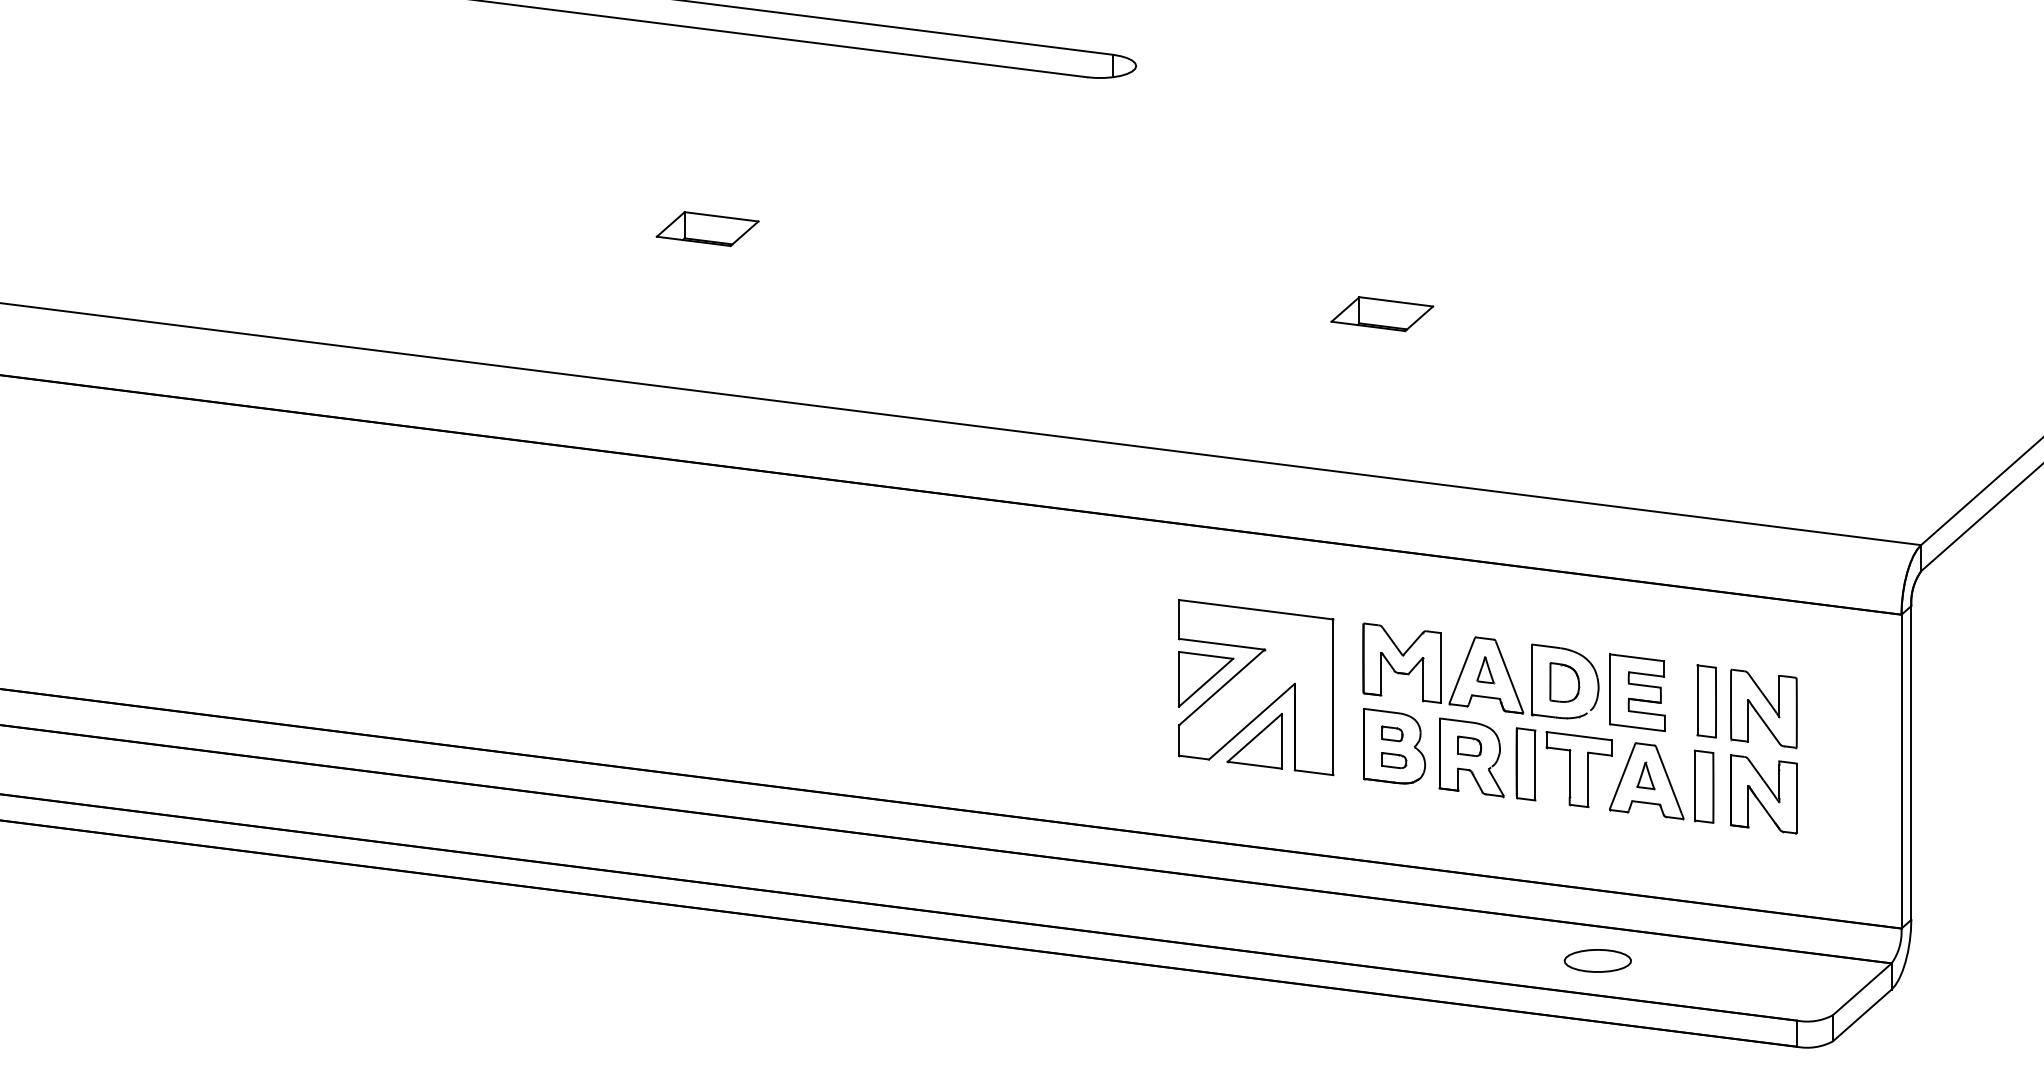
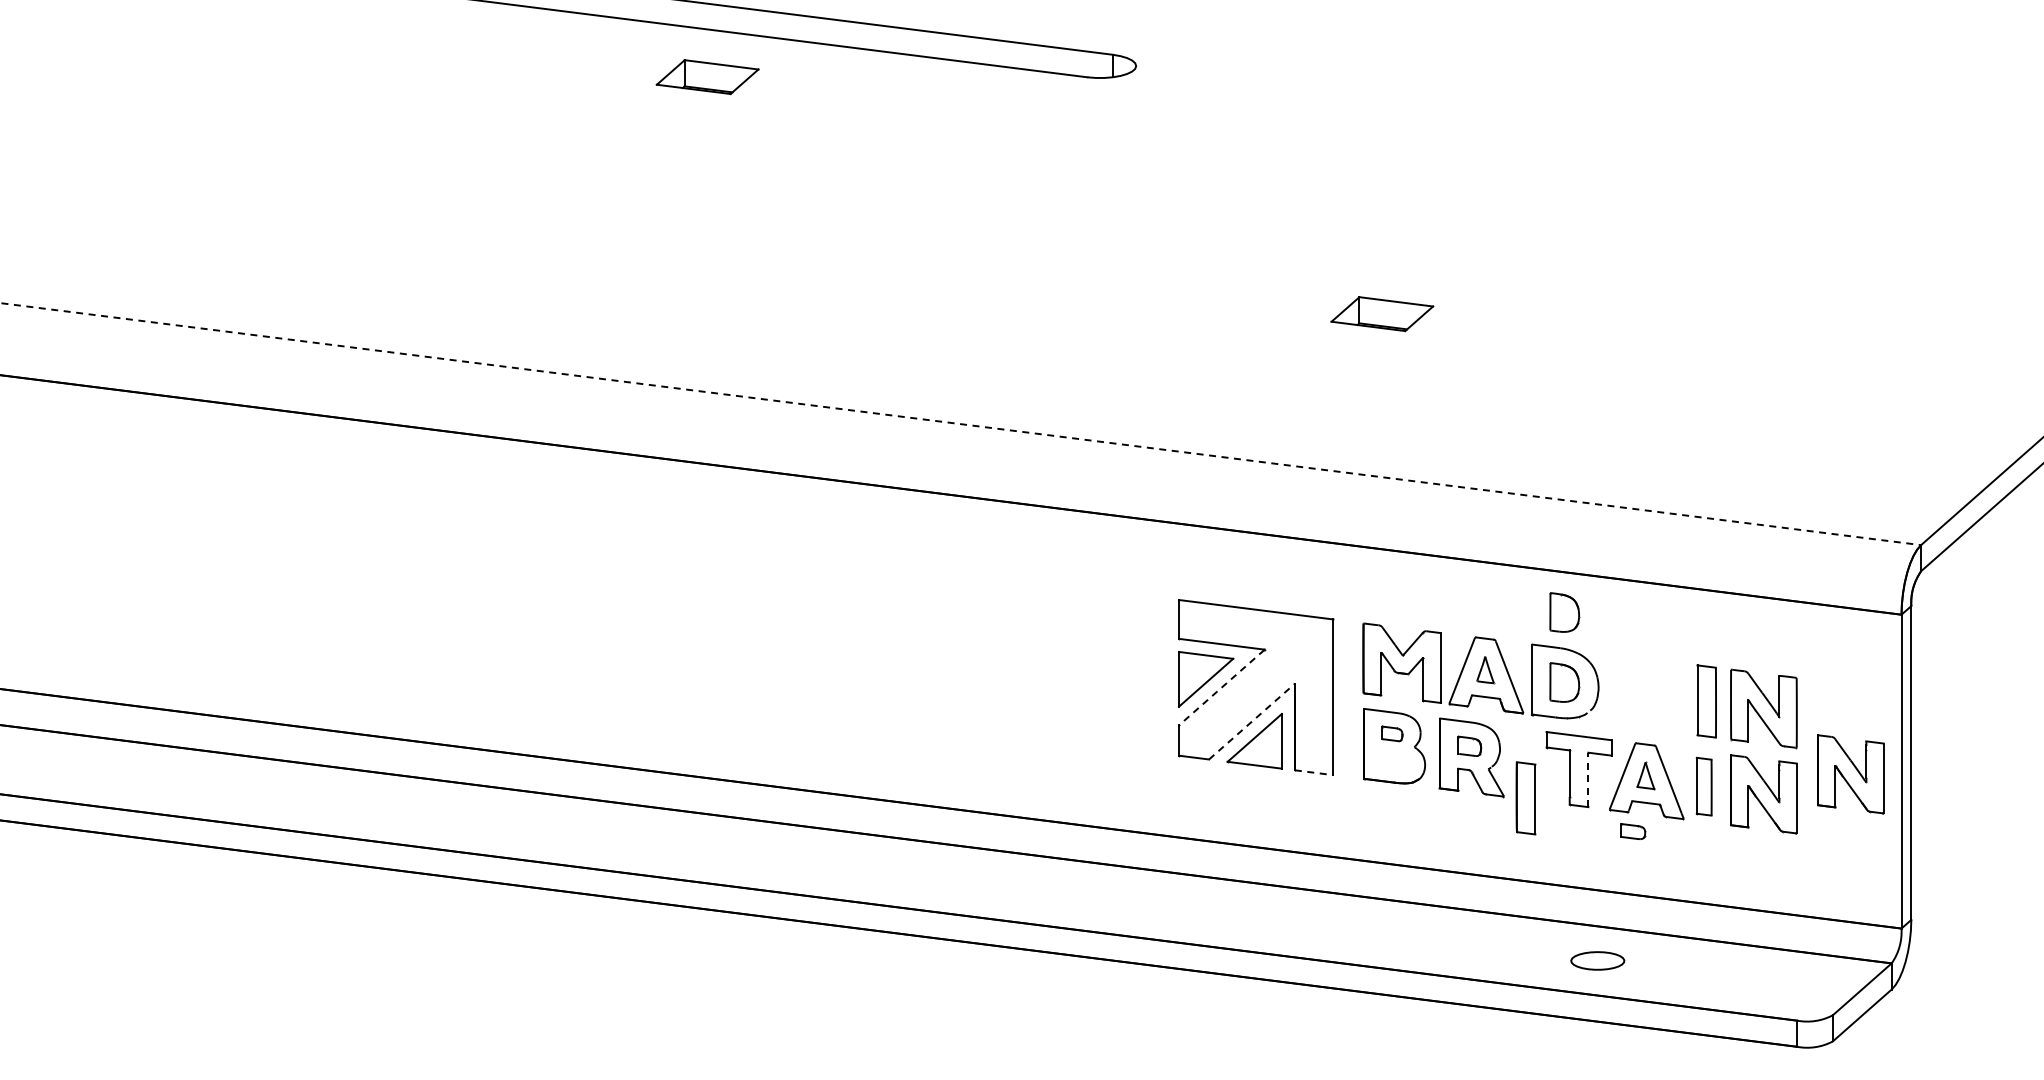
part position: (707, 229) -> (707, 77) (707, 77)
line: solid -> dashed (960, 424)
part: none -> present (1564, 612)
line: solid -> dashed (1221, 687)
part: present -> none (1637, 692)
line: solid -> dashed (1252, 721)
part position: (1394, 760) -> (1633, 831) (1633, 831)
part position: (1525, 764) -> (1525, 798) (1525, 798)
line: solid -> dashed (1314, 772)
part: none -> present (1850, 774)
line: solid -> dashed (1588, 779)
part size: 21x75 px -> 18x61 px (1703, 786)
part size: 69x24 px -> 56x20 px (1597, 960)
